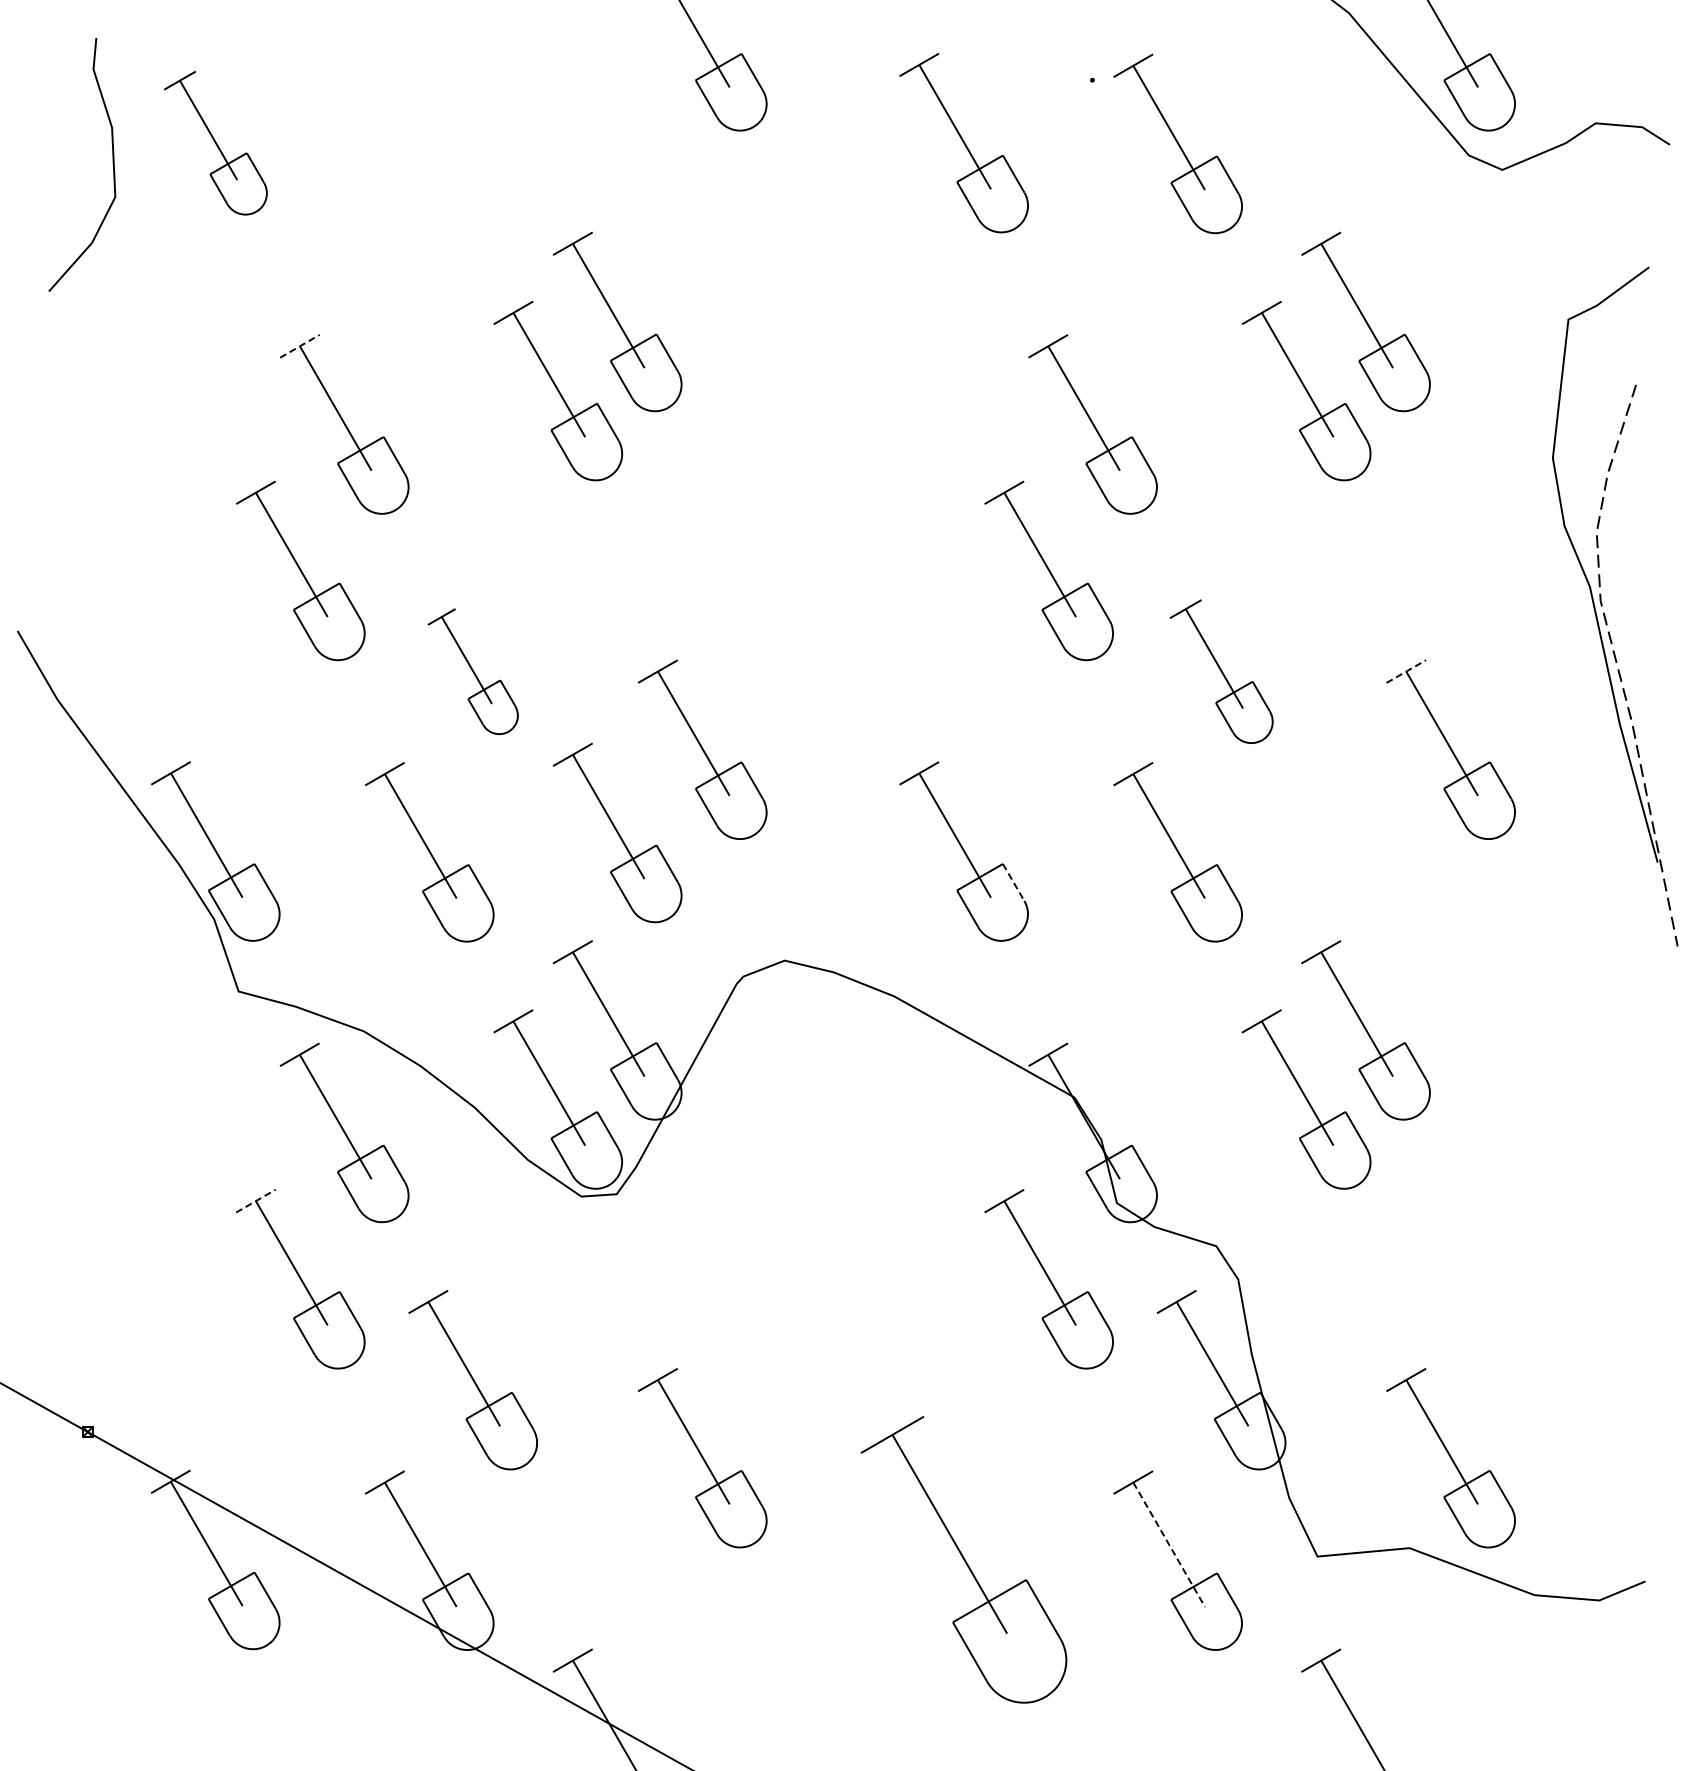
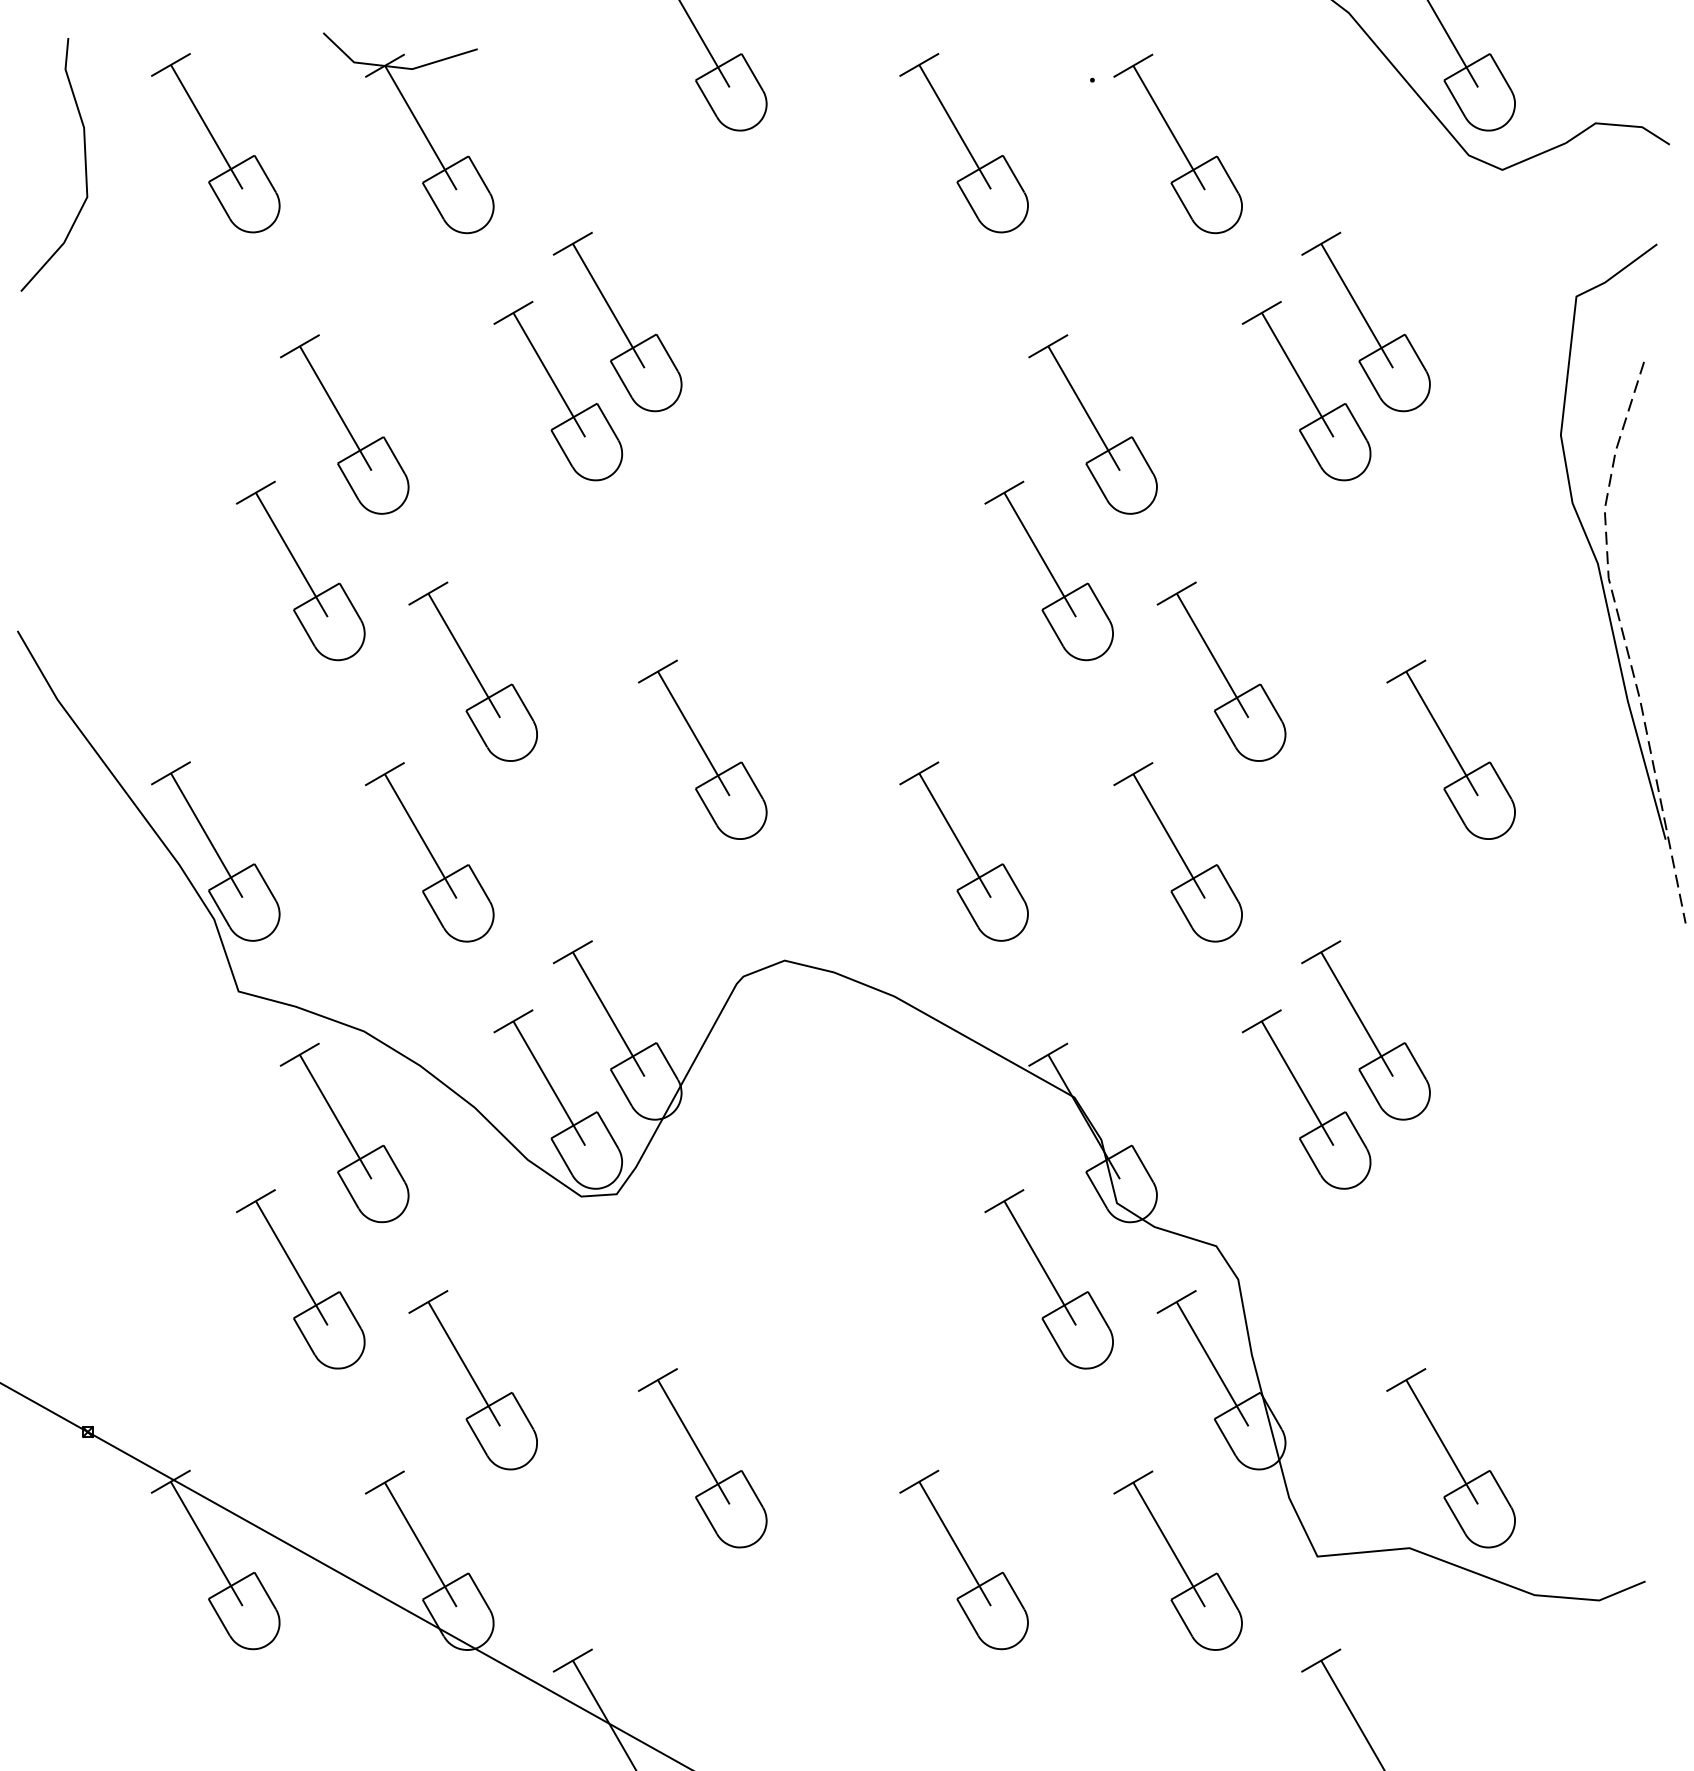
part: none -> present (419, 127)
part size: 104x145 px -> 130x181 px (215, 143)
curve position: (112, 164) -> (84, 164) (84, 164)
line: dashed -> solid (299, 346)
part position: (1604, 612) -> (1612, 589) (1612, 589)
part size: 92x127 px -> 130x181 px (472, 671)
part size: 105x145 px -> 131x181 px (1221, 671)
line: dashed -> solid (1406, 671)
part: present -> none (617, 832)
line: dashed -> solid (1013, 882)
line: dashed -> solid (255, 1201)
line: dashed -> solid (1169, 1544)
part size: 208x288 px -> 130x182 px (963, 1559)
